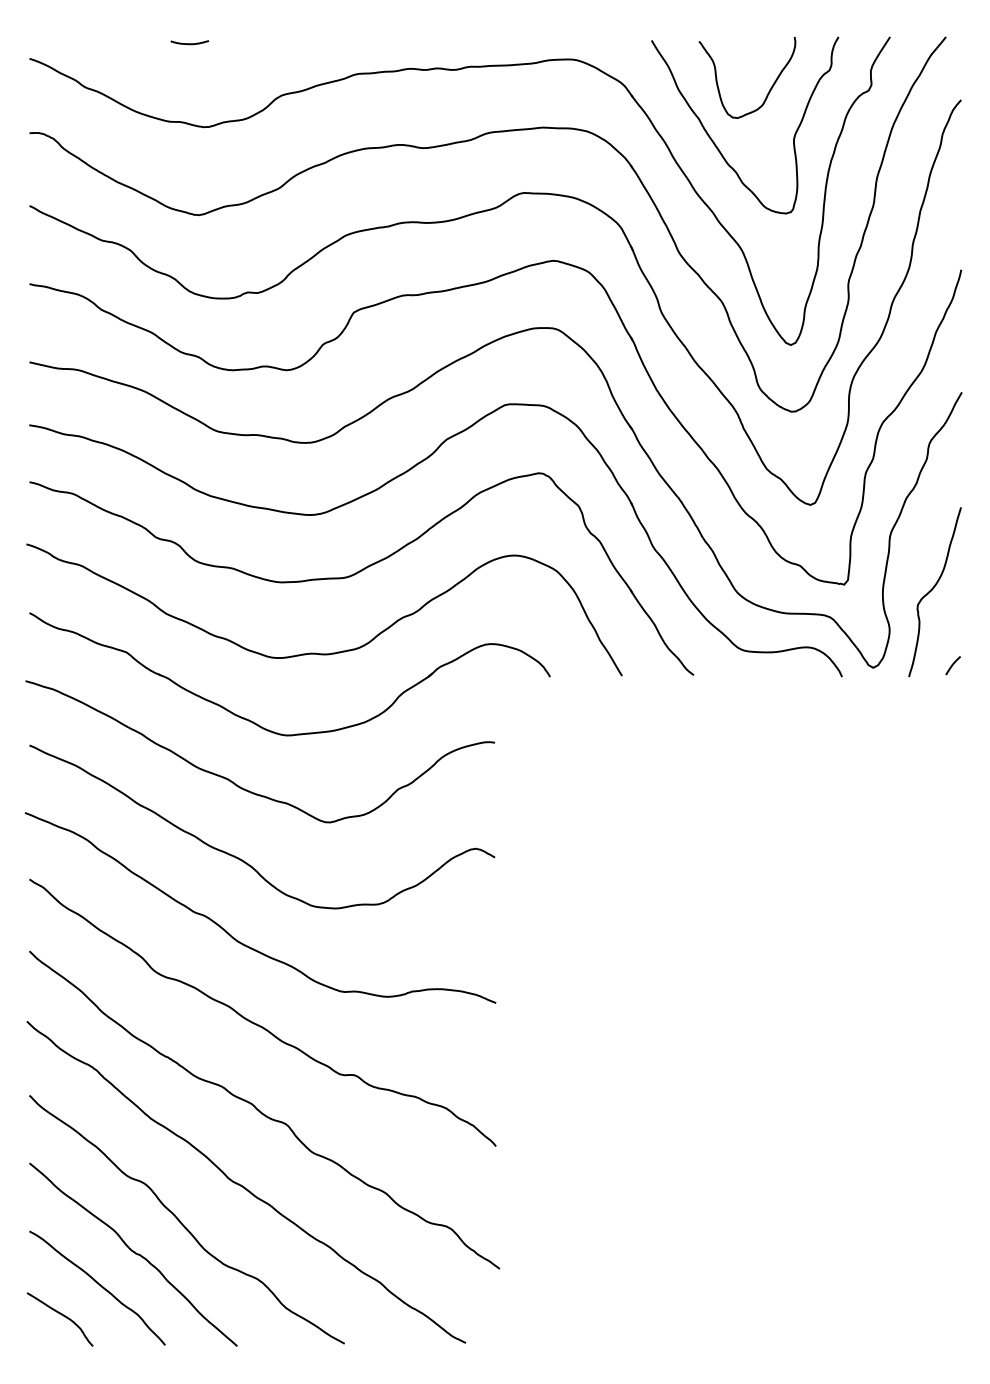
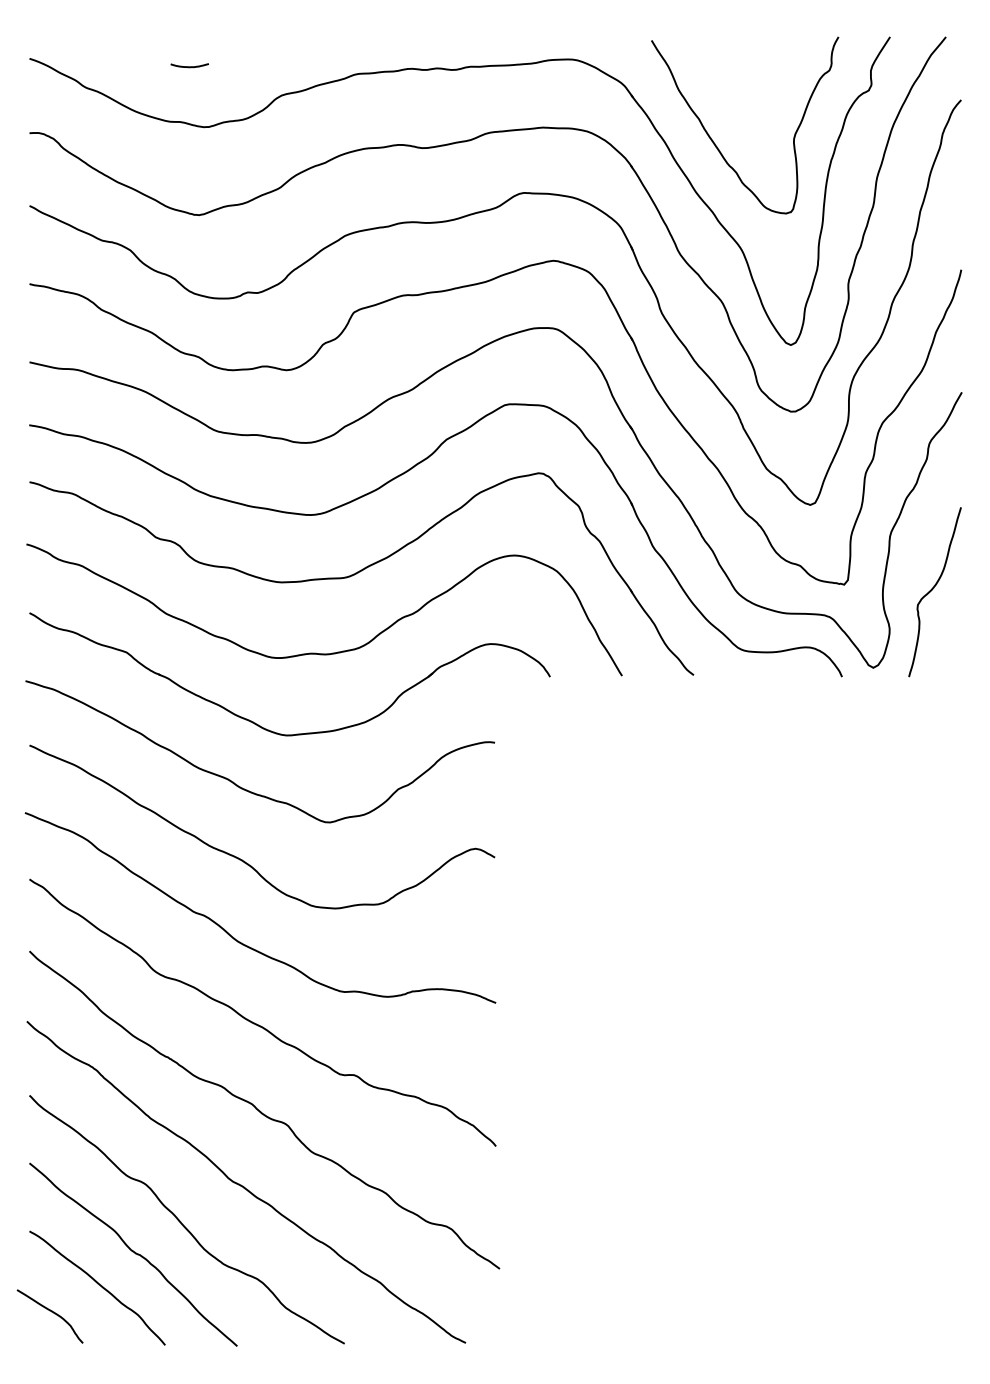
curve position: (189, 43) -> (189, 66) (189, 66)
curve: present -> none (769, 89)
line: present -> none (952, 665)
curve position: (61, 1315) -> (51, 1312) (51, 1312)
